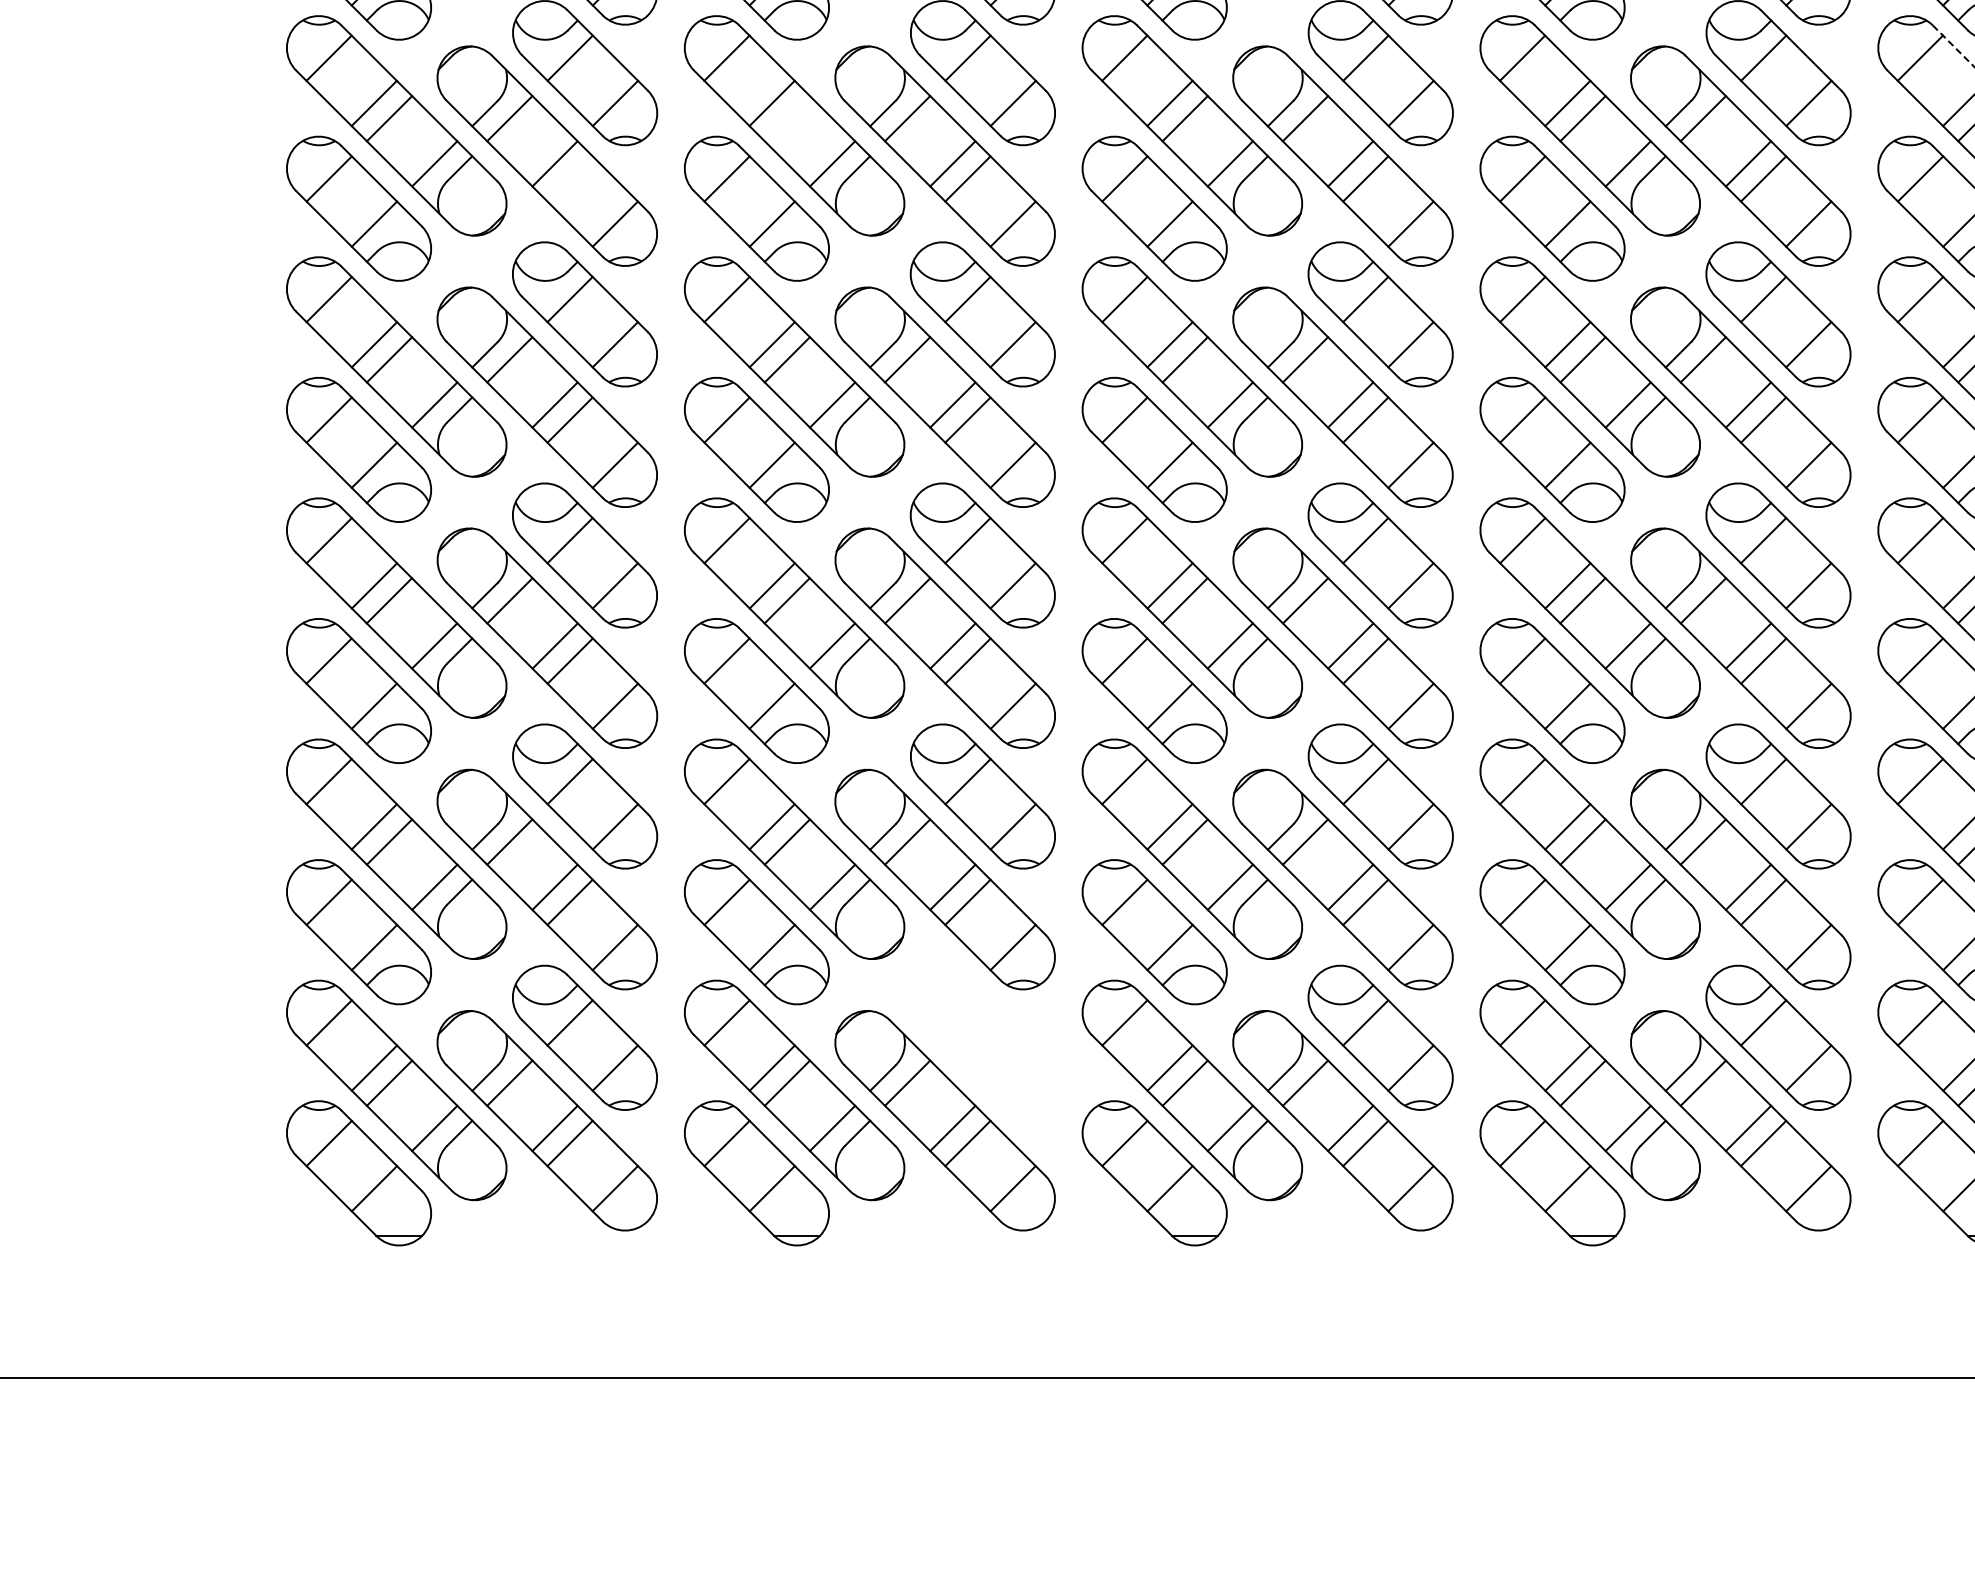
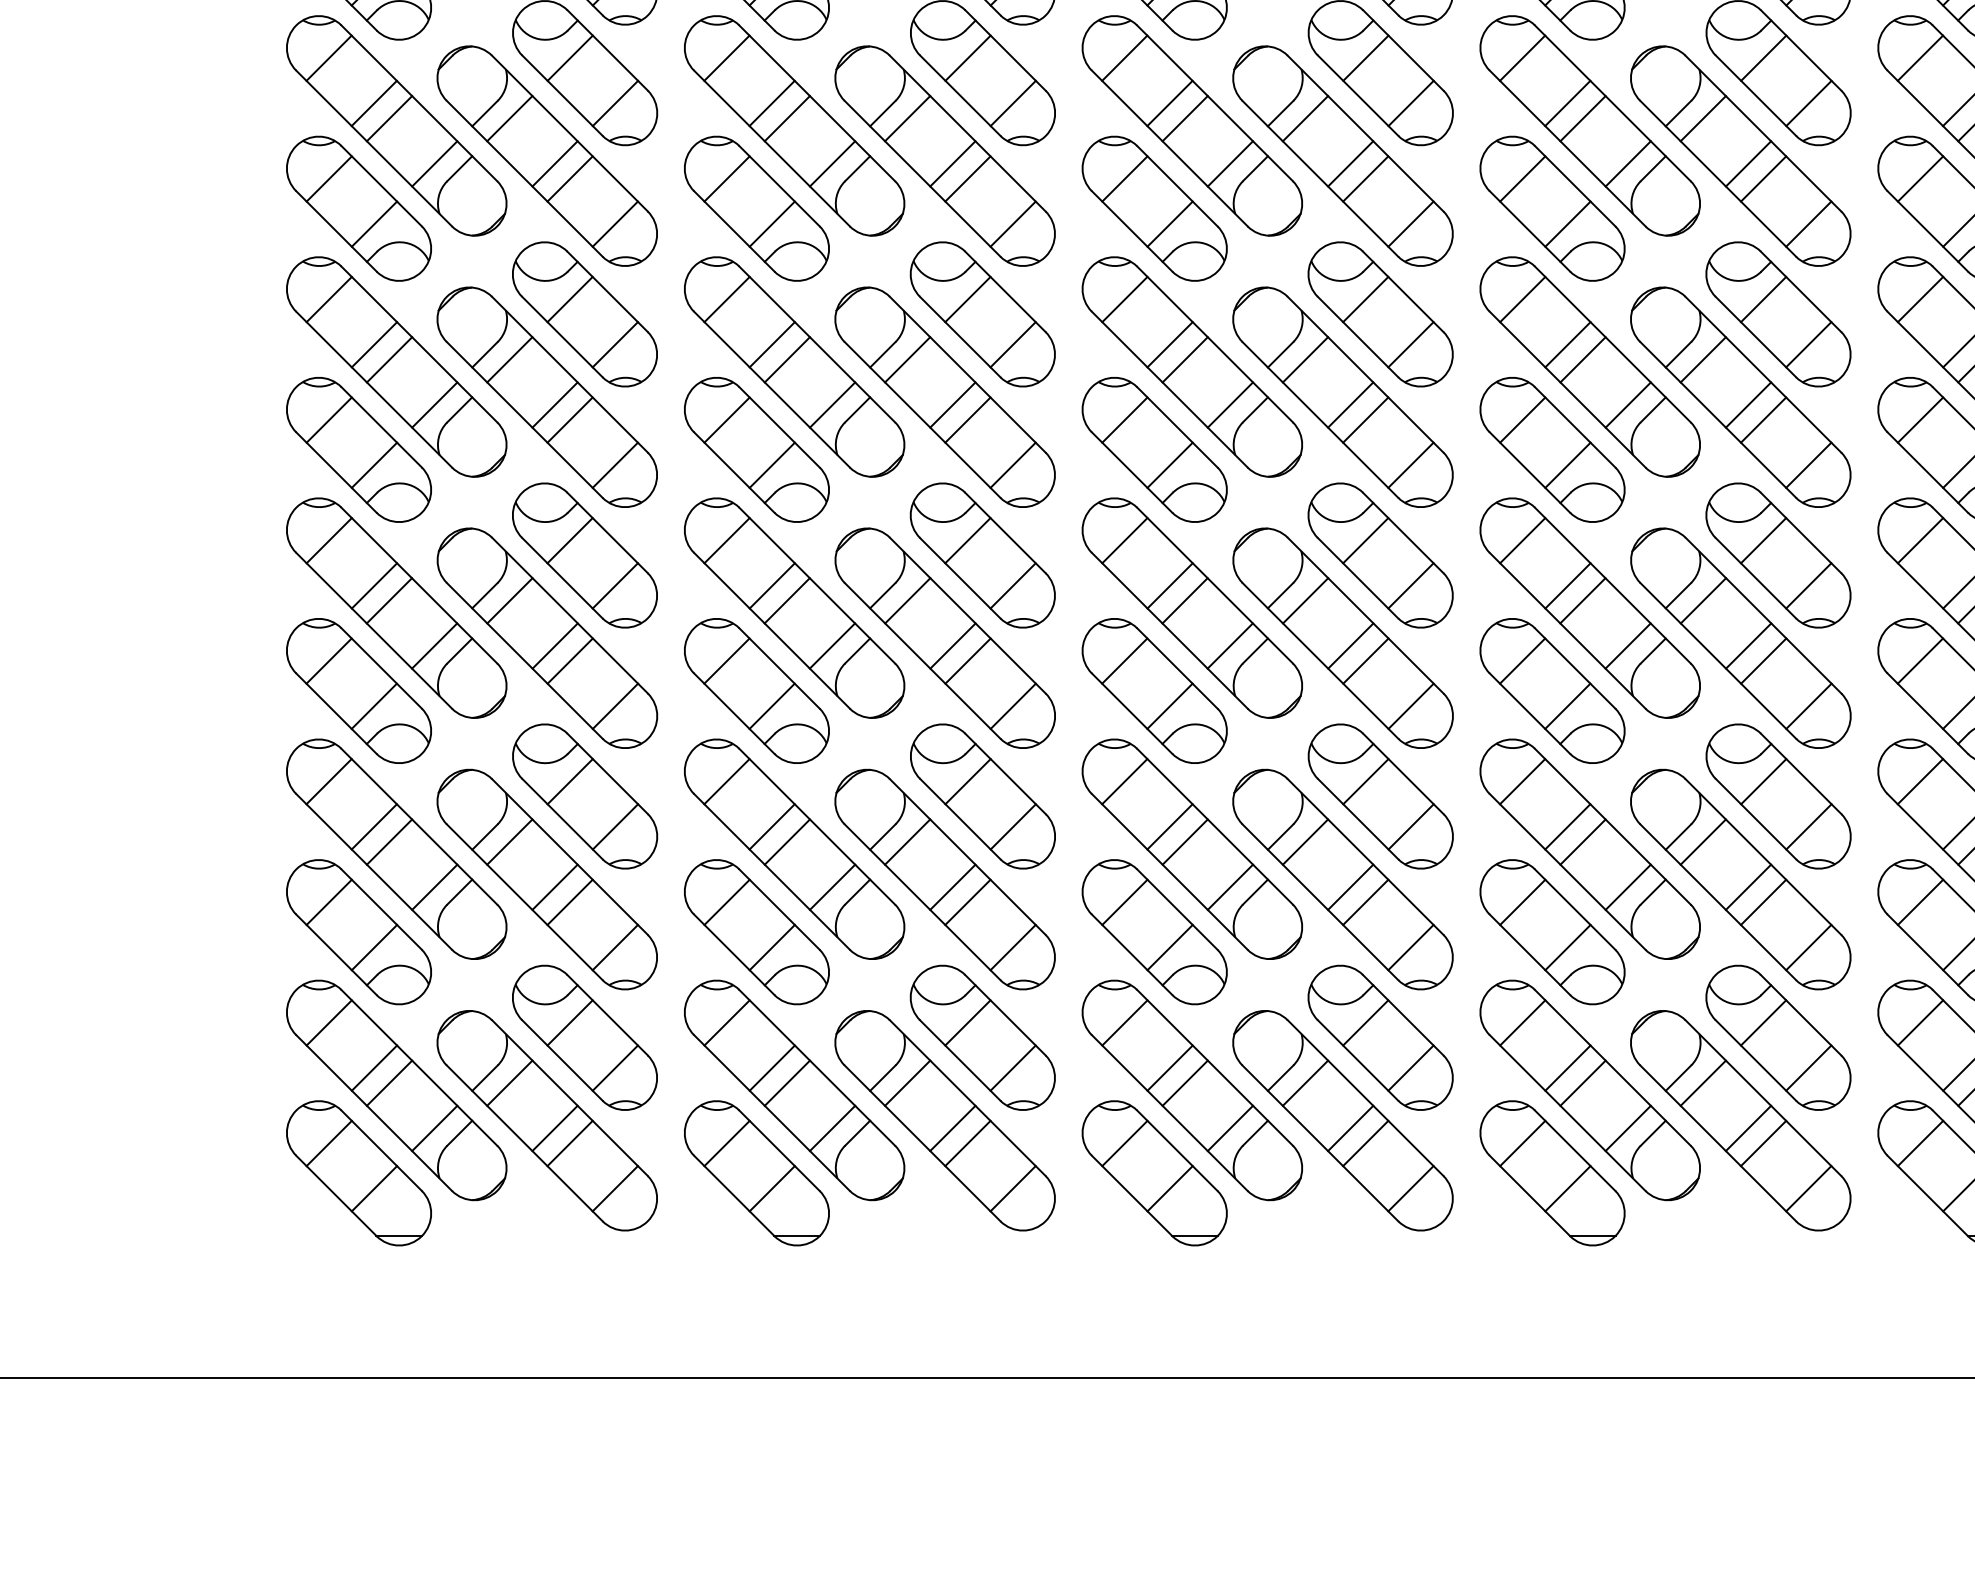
line: dashed -> solid (1953, 46)
line: none -> present (786, 118)
line: none -> present (569, 178)
part: none -> present (982, 1037)
